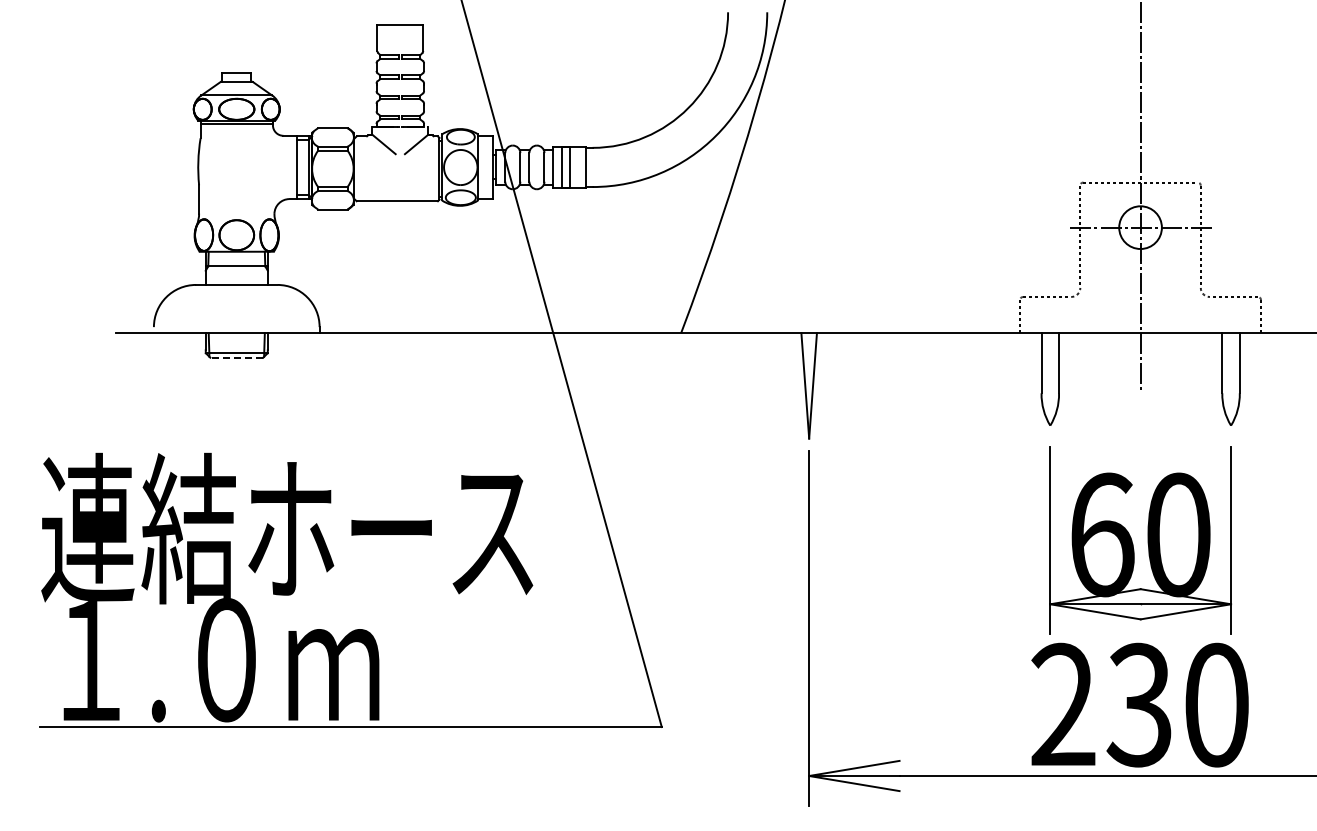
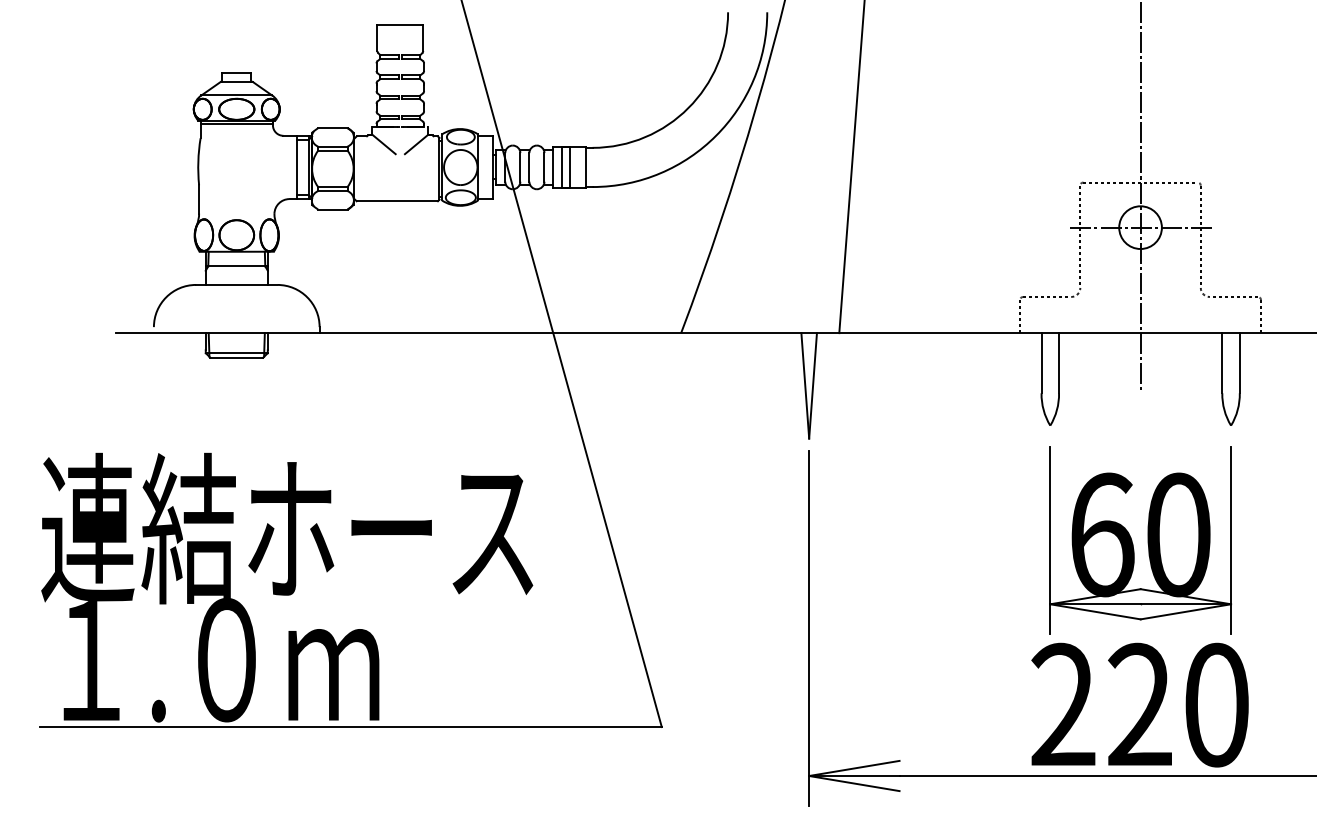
line: none -> present (851, 167)
line: dashed -> solid (236, 357)
text: 230 -> 220 (1138, 705)
